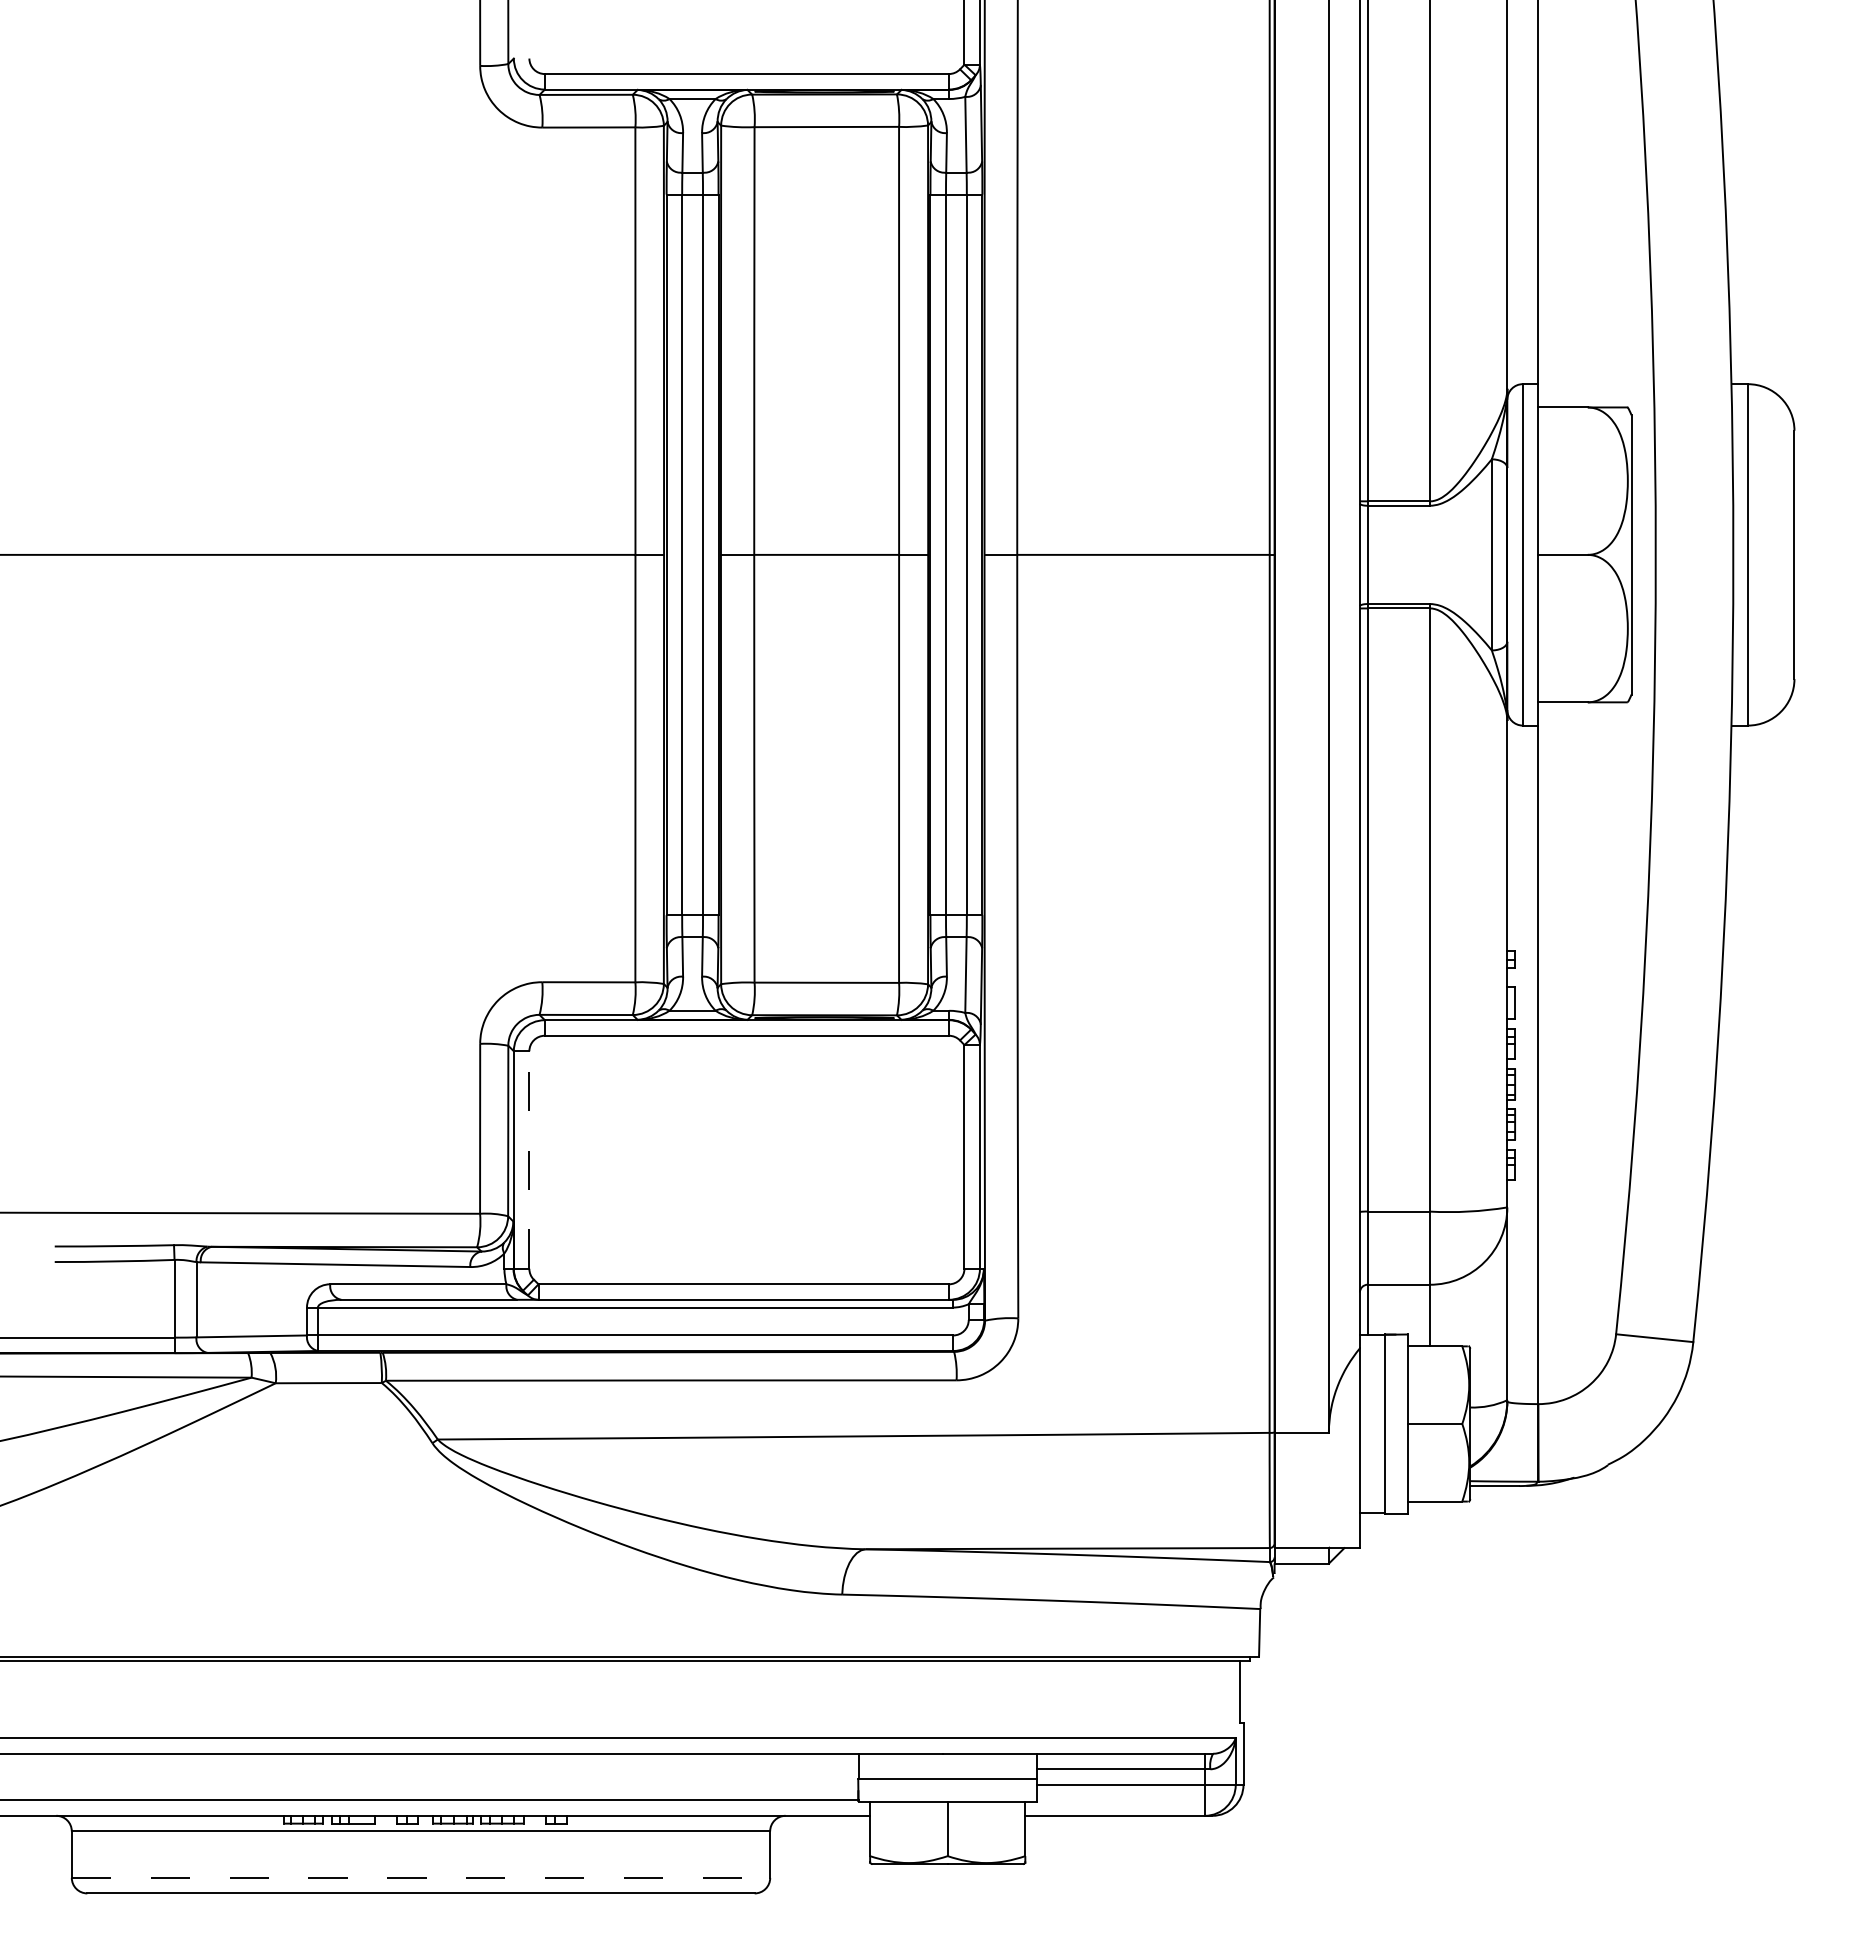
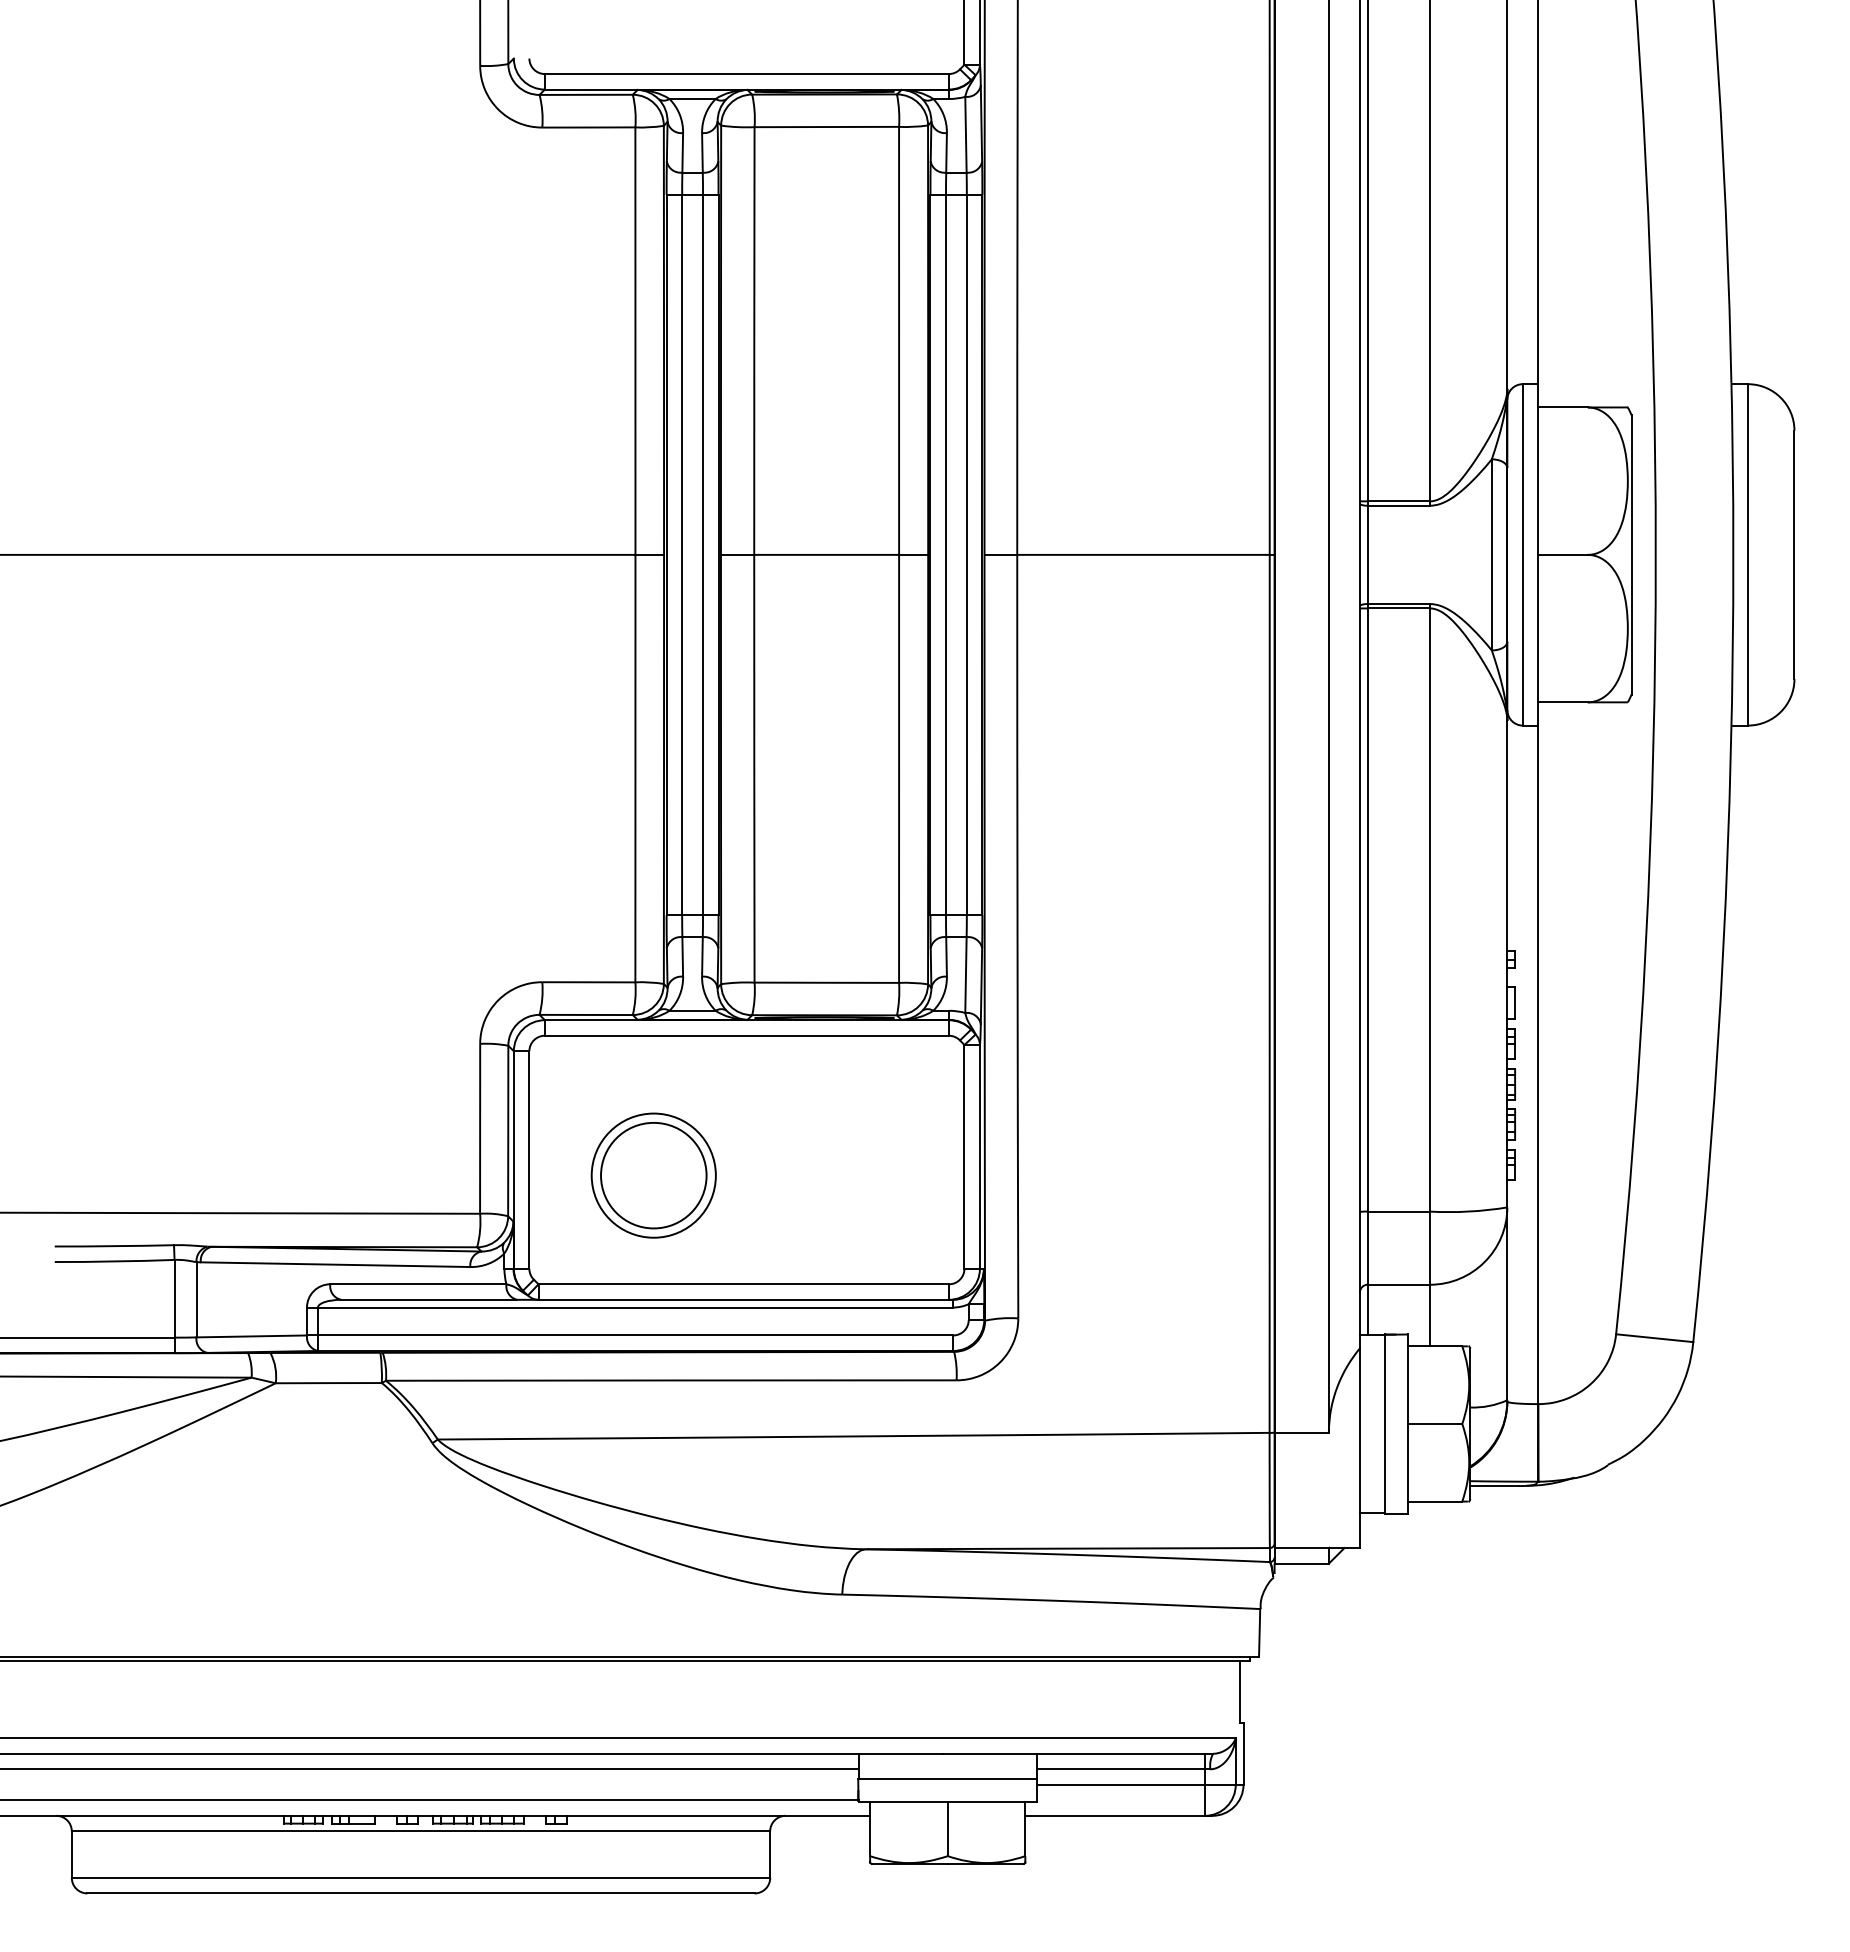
line: dashed -> solid (529, 1160)
part: none -> present (653, 1175)
line: none -> present (430, 1769)
line: dashed -> solid (421, 1877)
